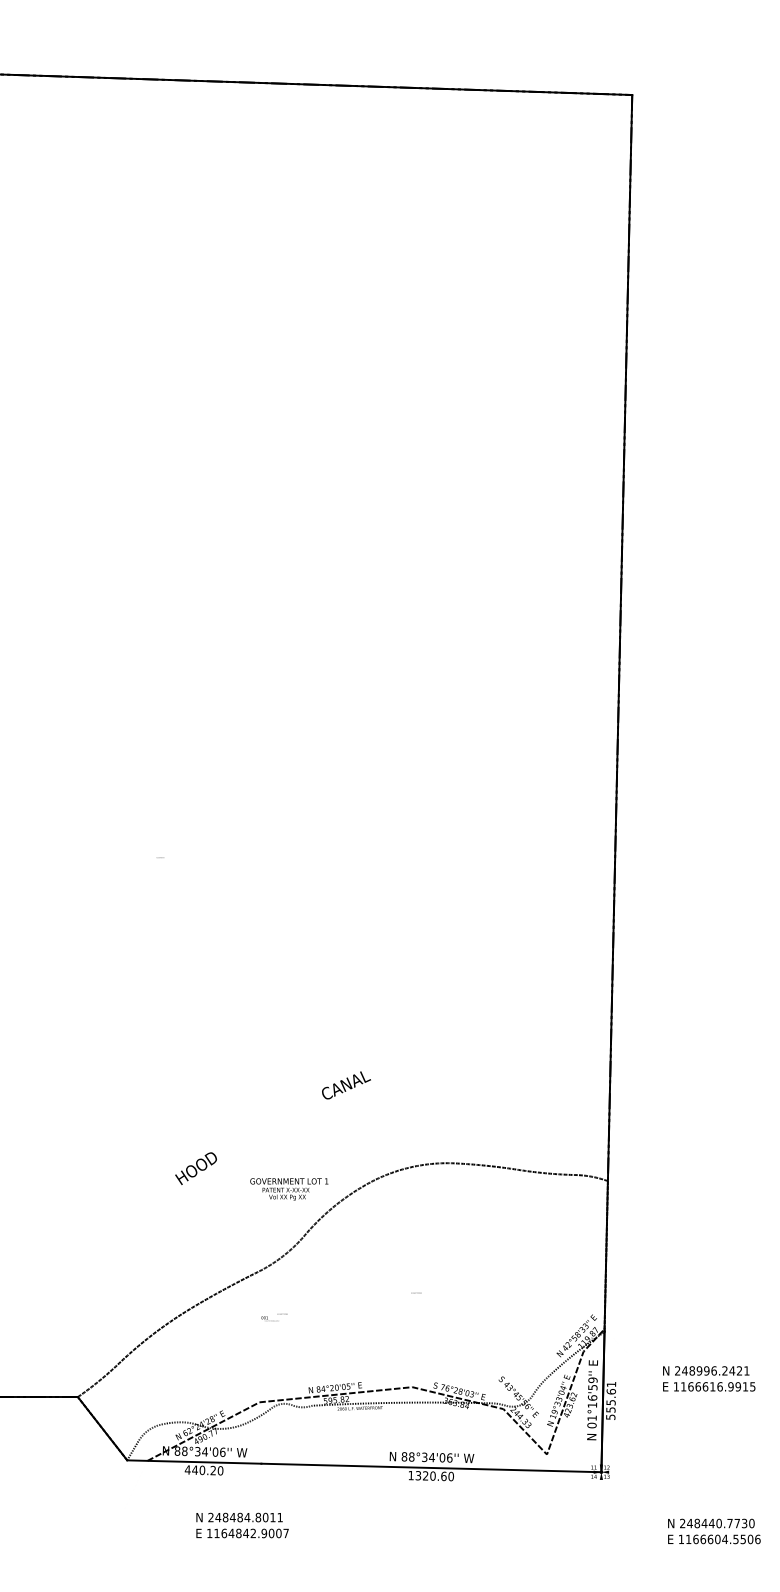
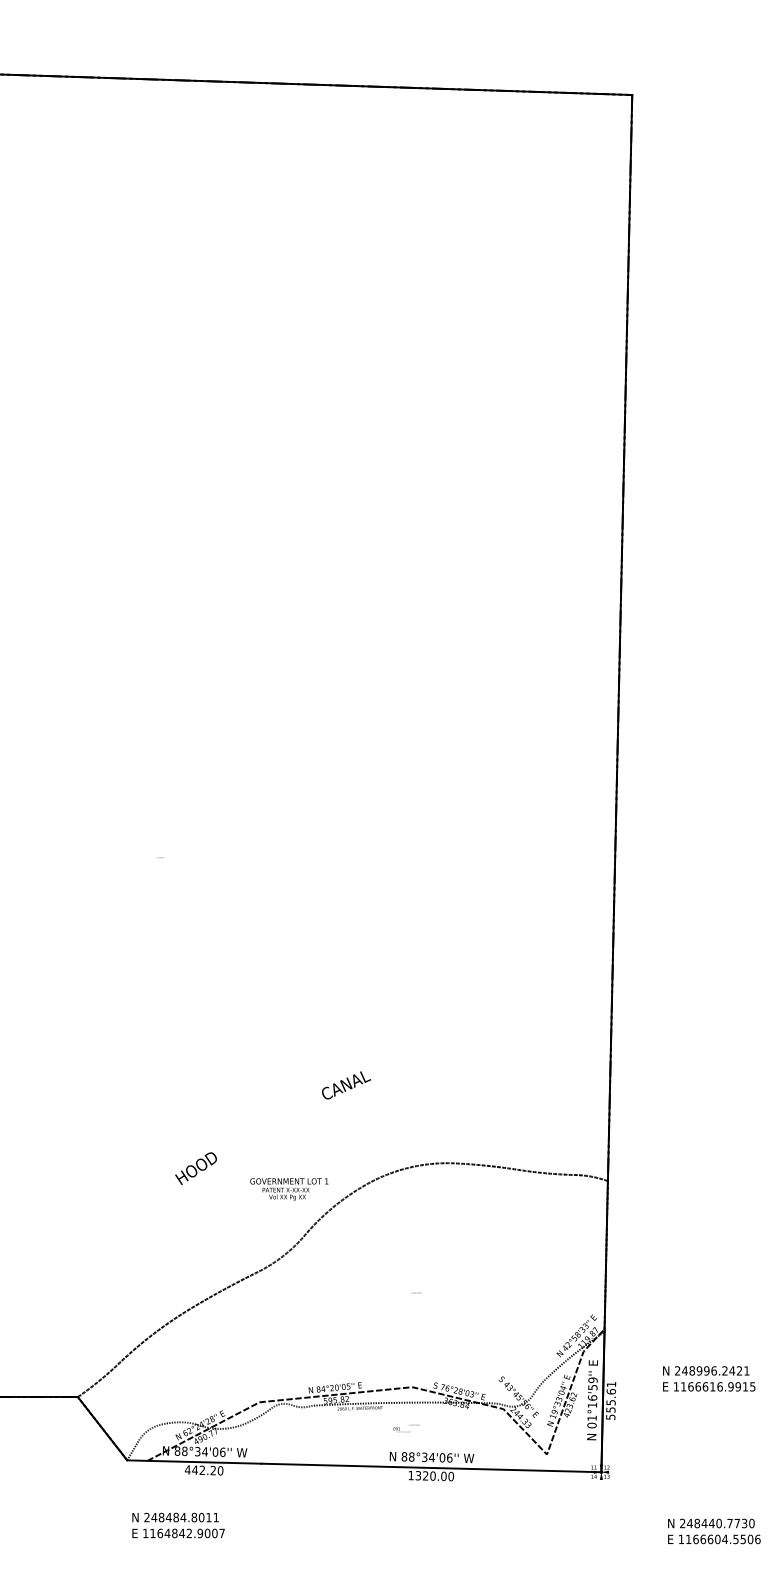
text position: (274, 1317) -> (406, 1428) (406, 1428)
text: 440.20 -> 442.20 (202, 1470)
text: 1320.60 -> 1320.00 (443, 1475)
text position: (242, 1525) -> (178, 1525) (178, 1525)
